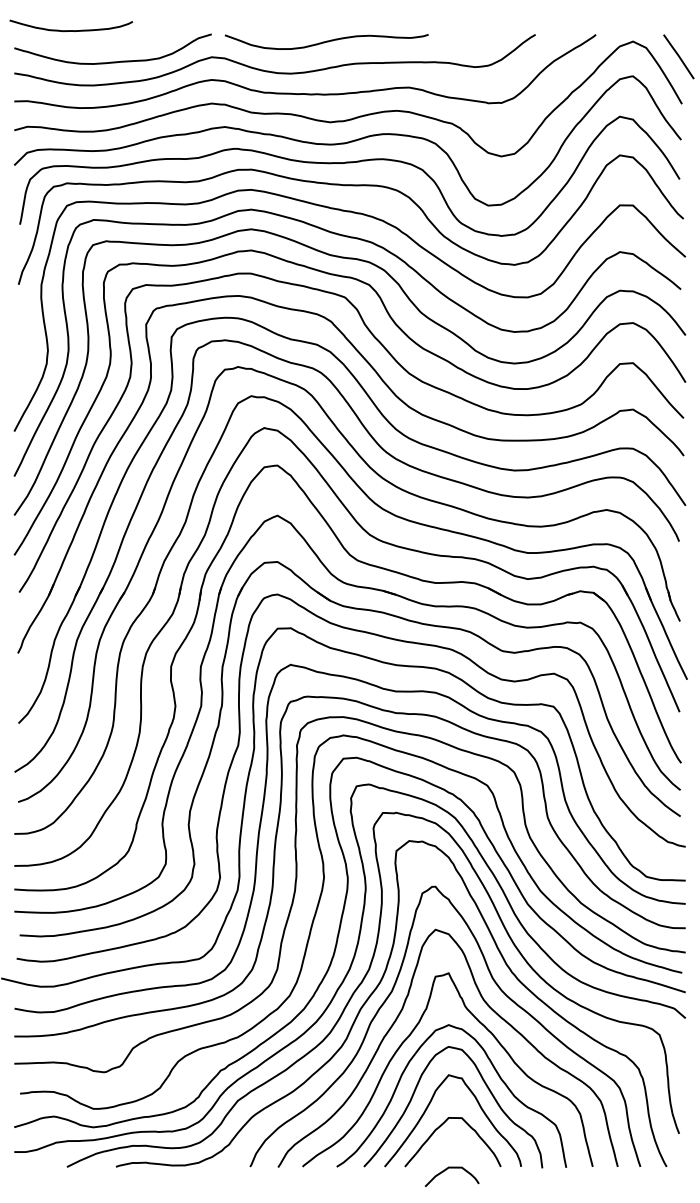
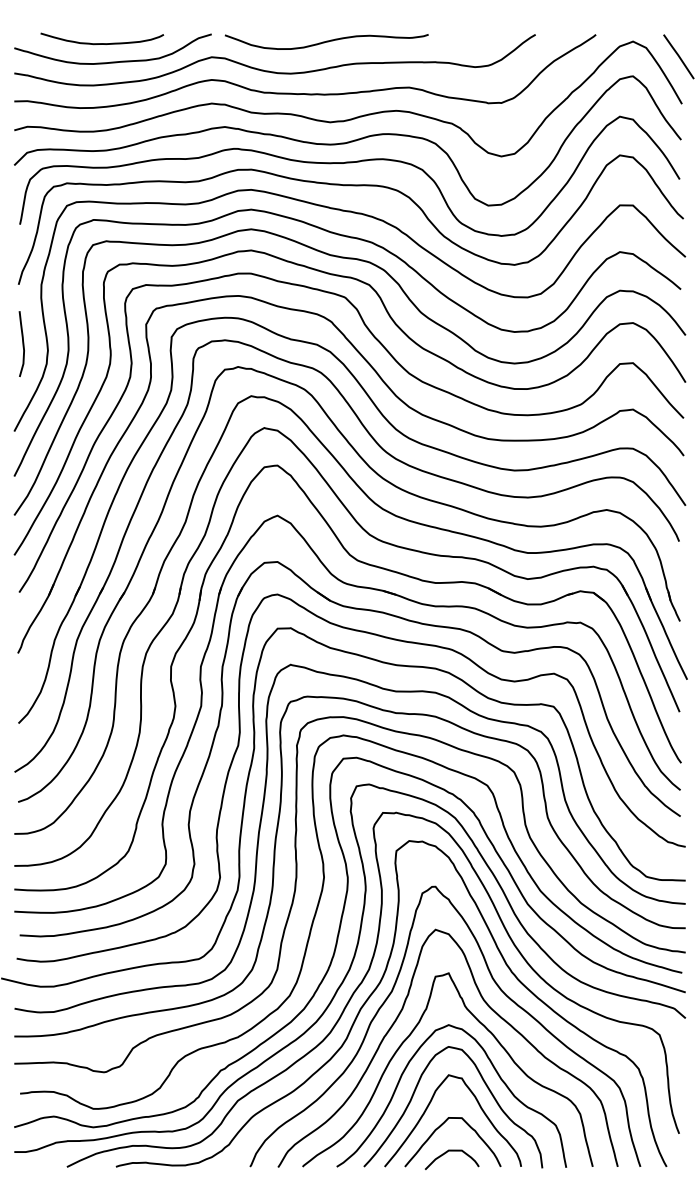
curve position: (71, 30) -> (102, 43) (102, 43)
curve: none -> present (22, 343)
curve position: (452, 1168) -> (452, 1151) (452, 1151)
